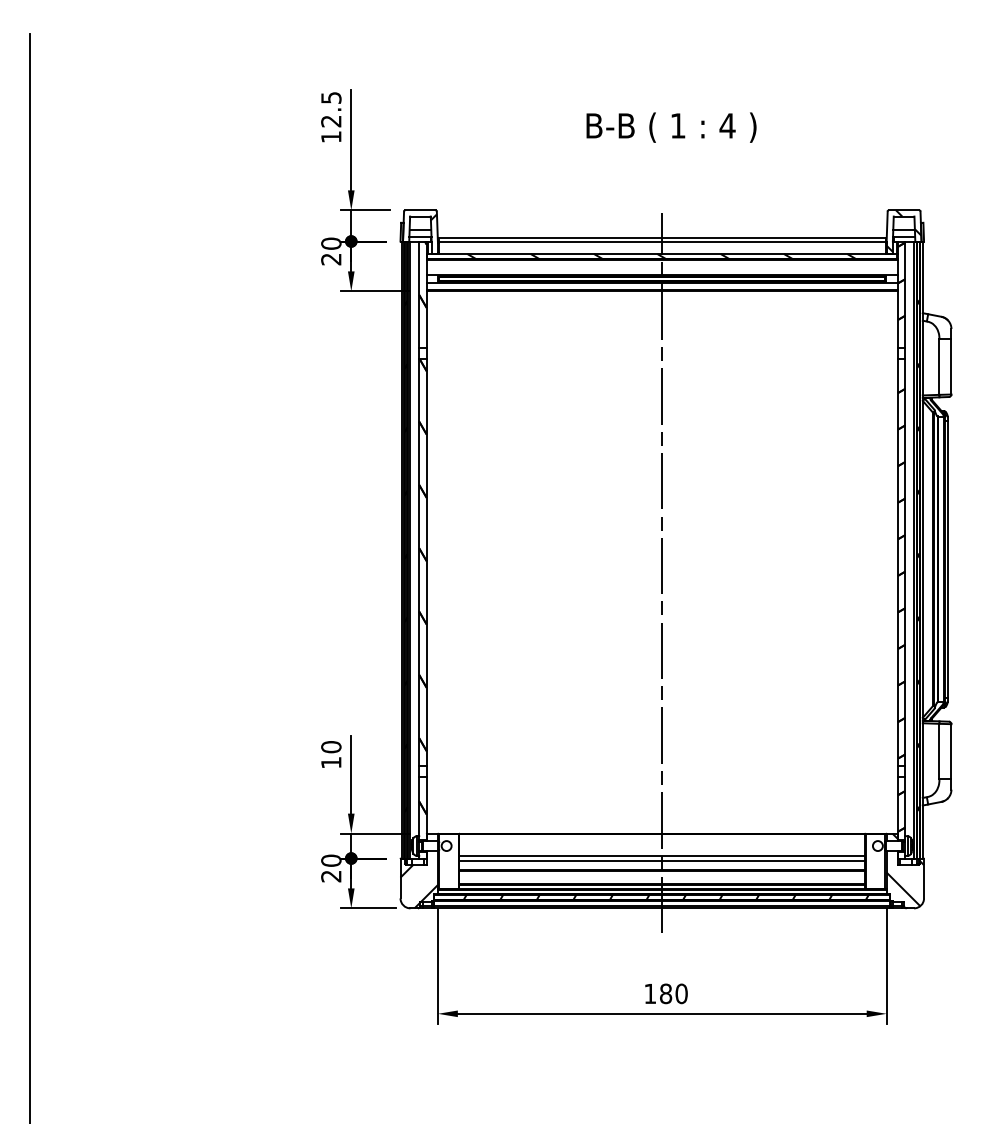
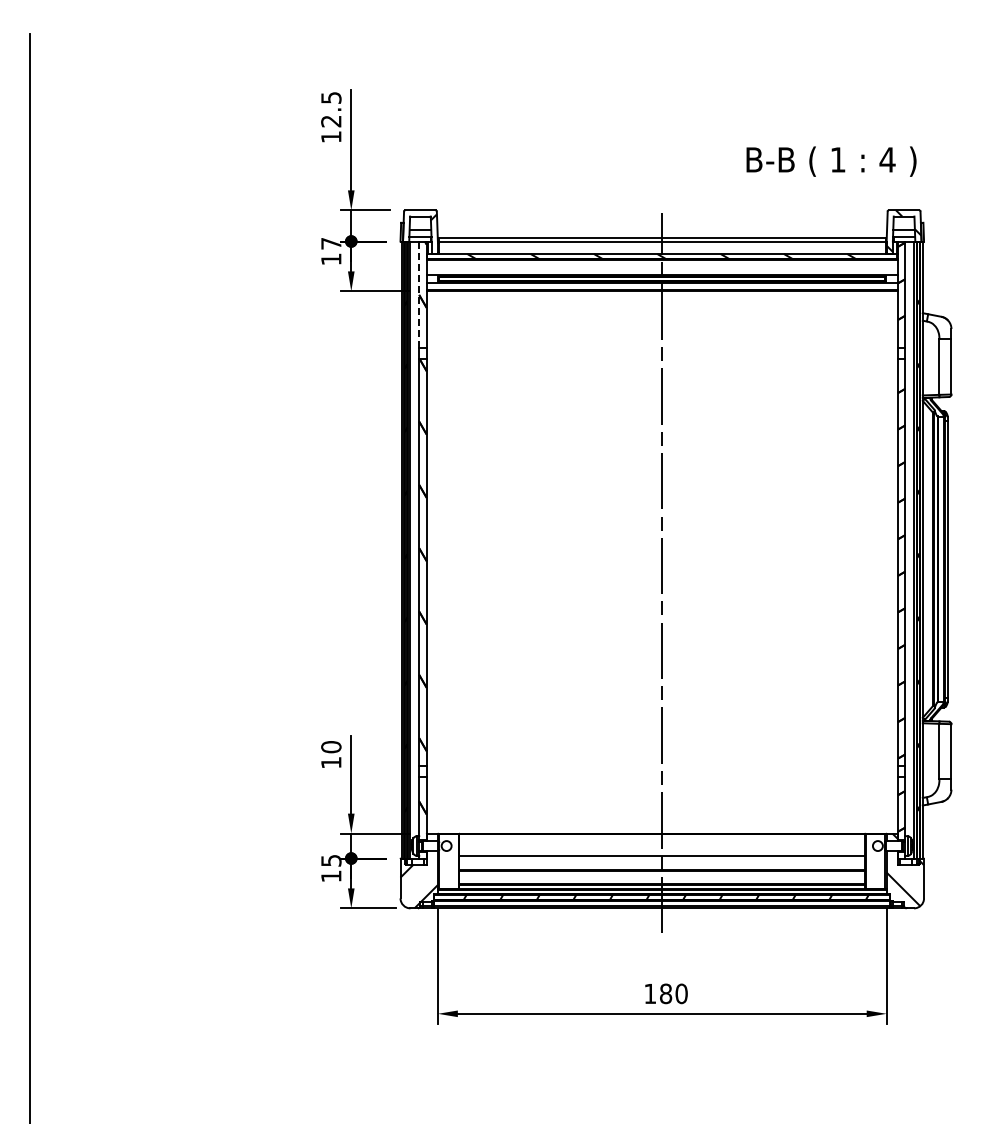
text position: (671, 127) -> (831, 161) (831, 161)
text: 20 -> 17 (331, 251)
line: solid -> dashed (419, 295)
line: present -> none (662, 861)
text: 20 -> 15 (331, 868)
